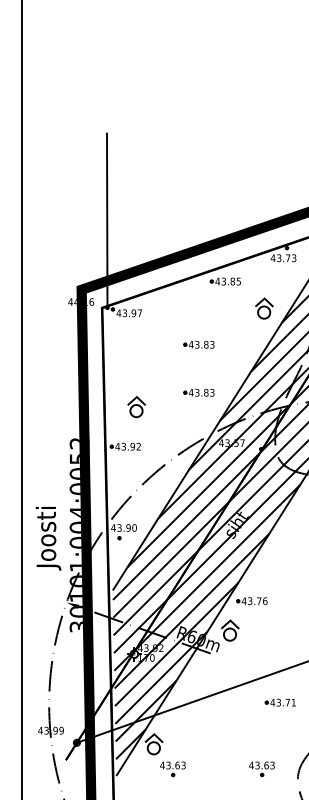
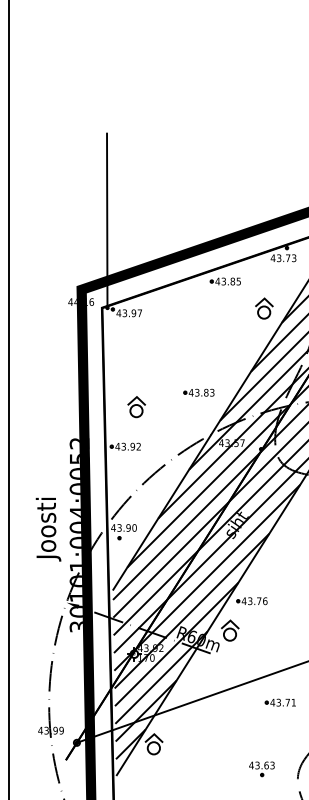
part: present -> none (198, 344)
line position: (22, 399) -> (9, 399) (9, 399)
text position: (48, 538) -> (48, 529) (48, 529)
part: present -> none (172, 769)
